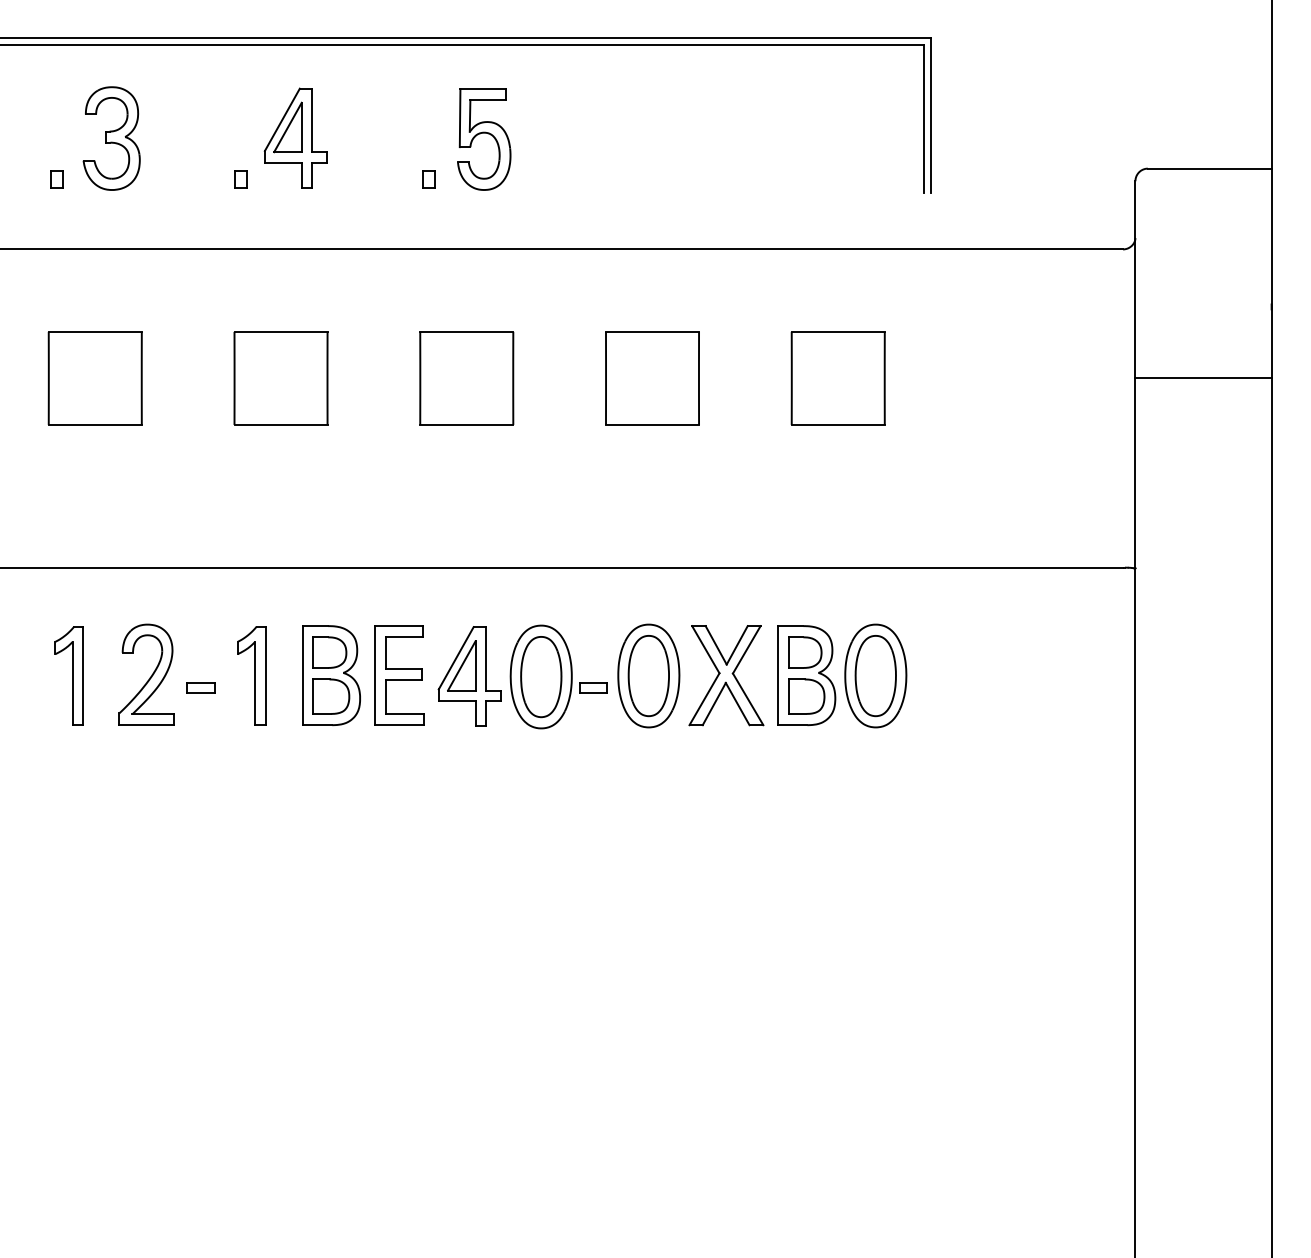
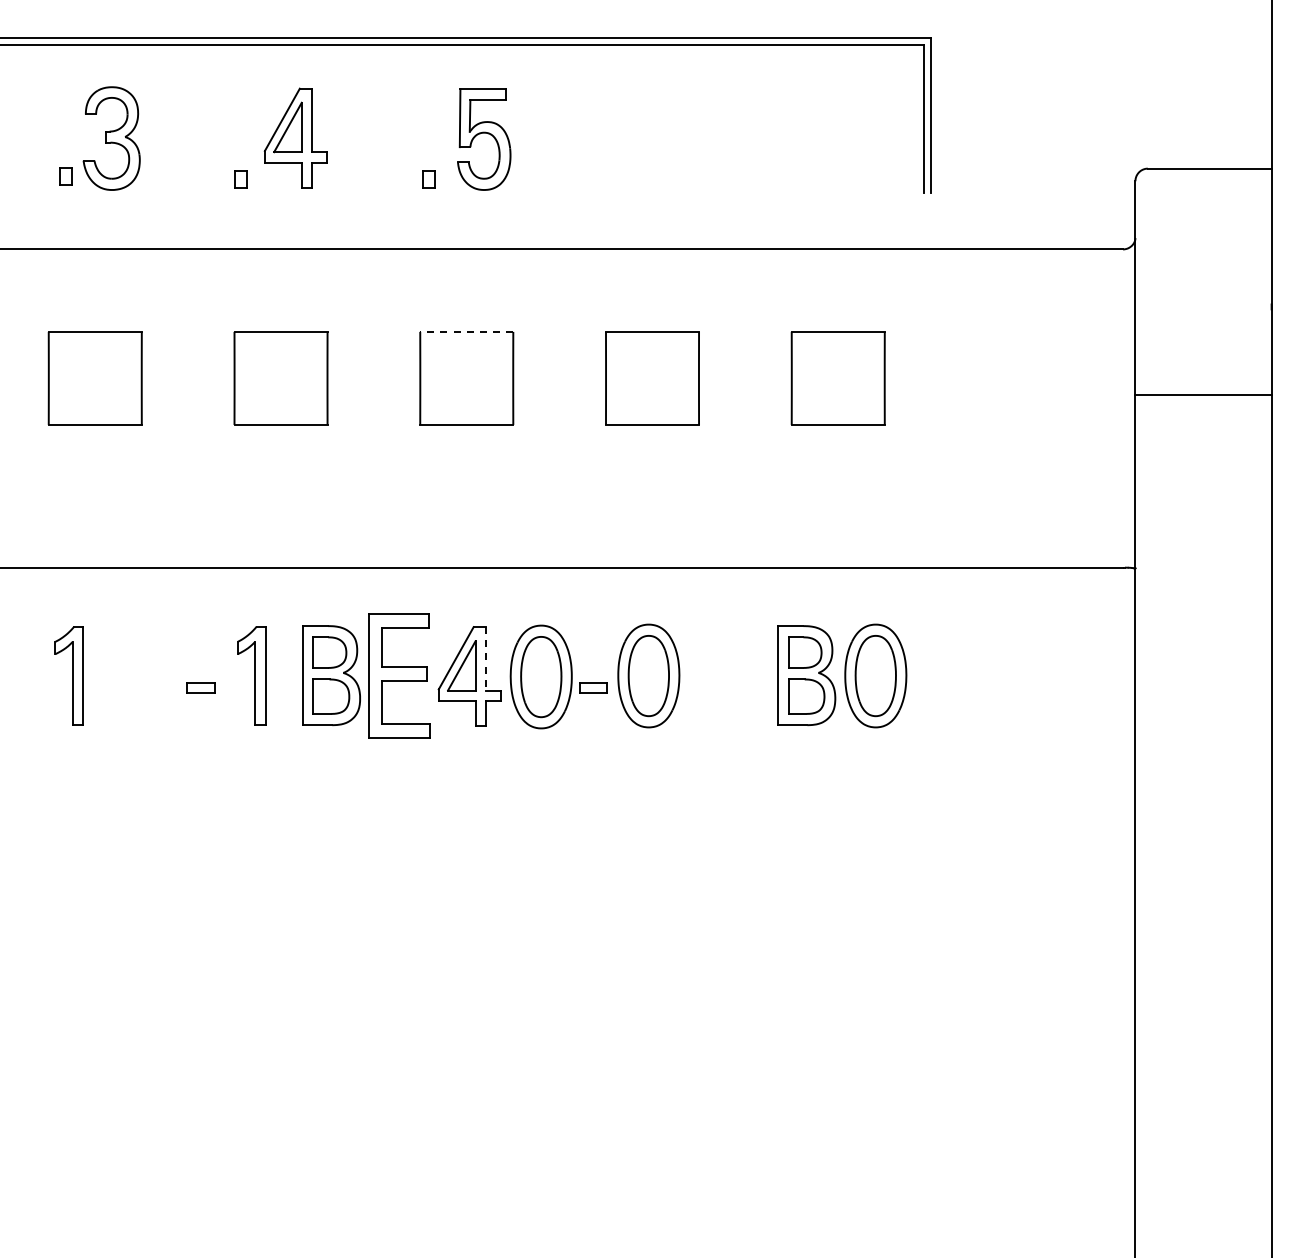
part position: (56, 179) -> (65, 176) (65, 176)
line: solid -> dashed (466, 331)
line position: (1203, 378) -> (1203, 395) (1203, 395)
line: solid -> dashed (486, 658)
part: present -> none (146, 674)
part size: 51x101 px -> 63x126 px (399, 675)
part: present -> none (726, 675)
